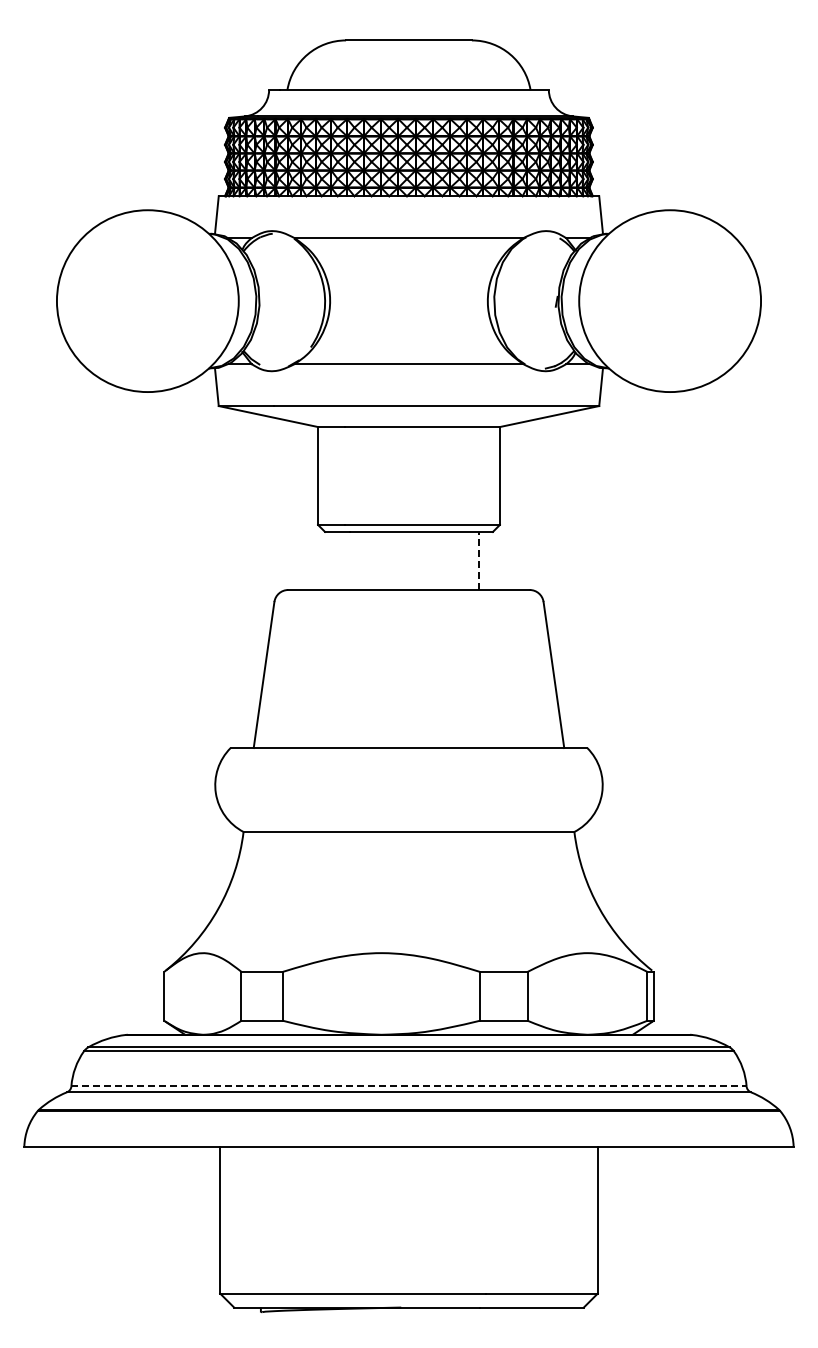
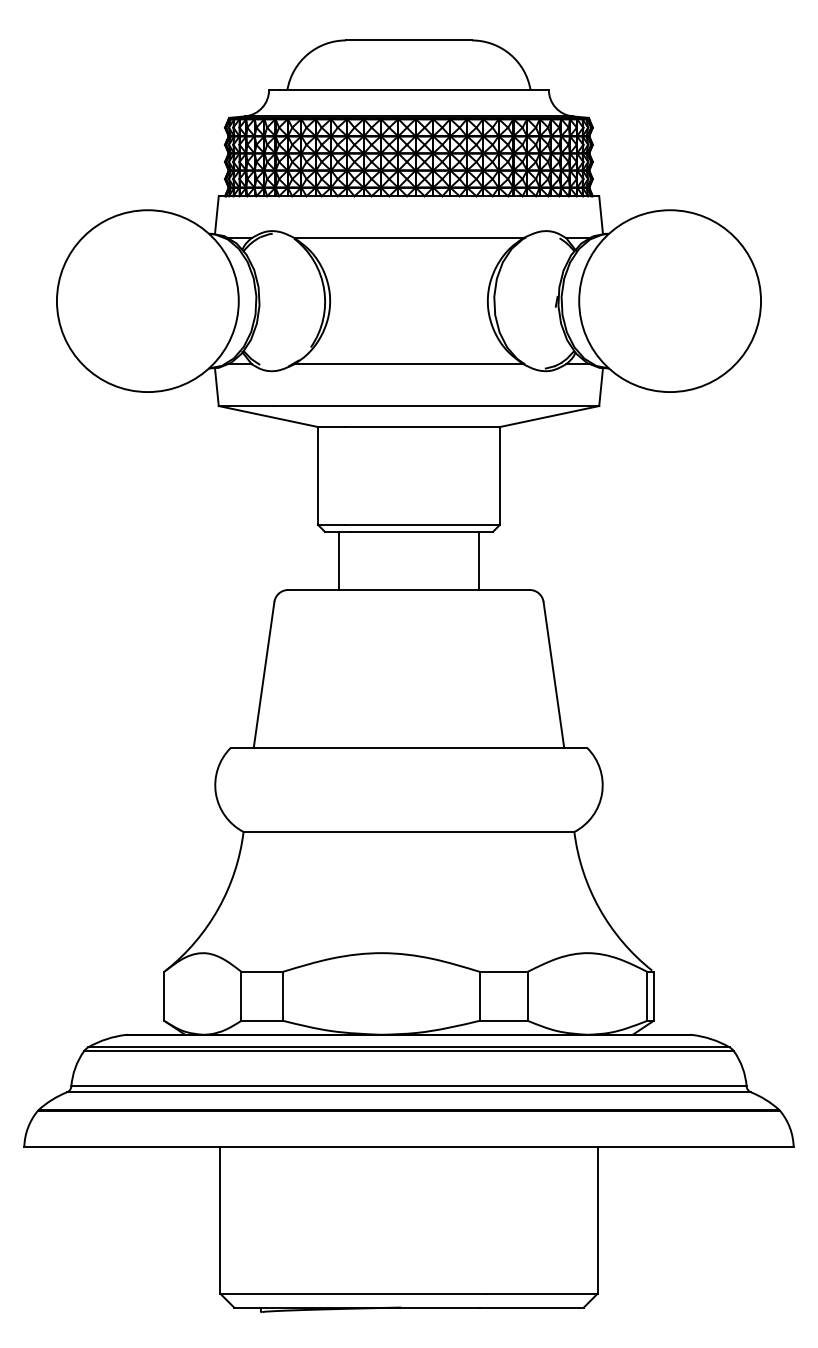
line: none -> present (339, 560)
line: dashed -> solid (478, 560)
line: dashed -> solid (408, 1086)
